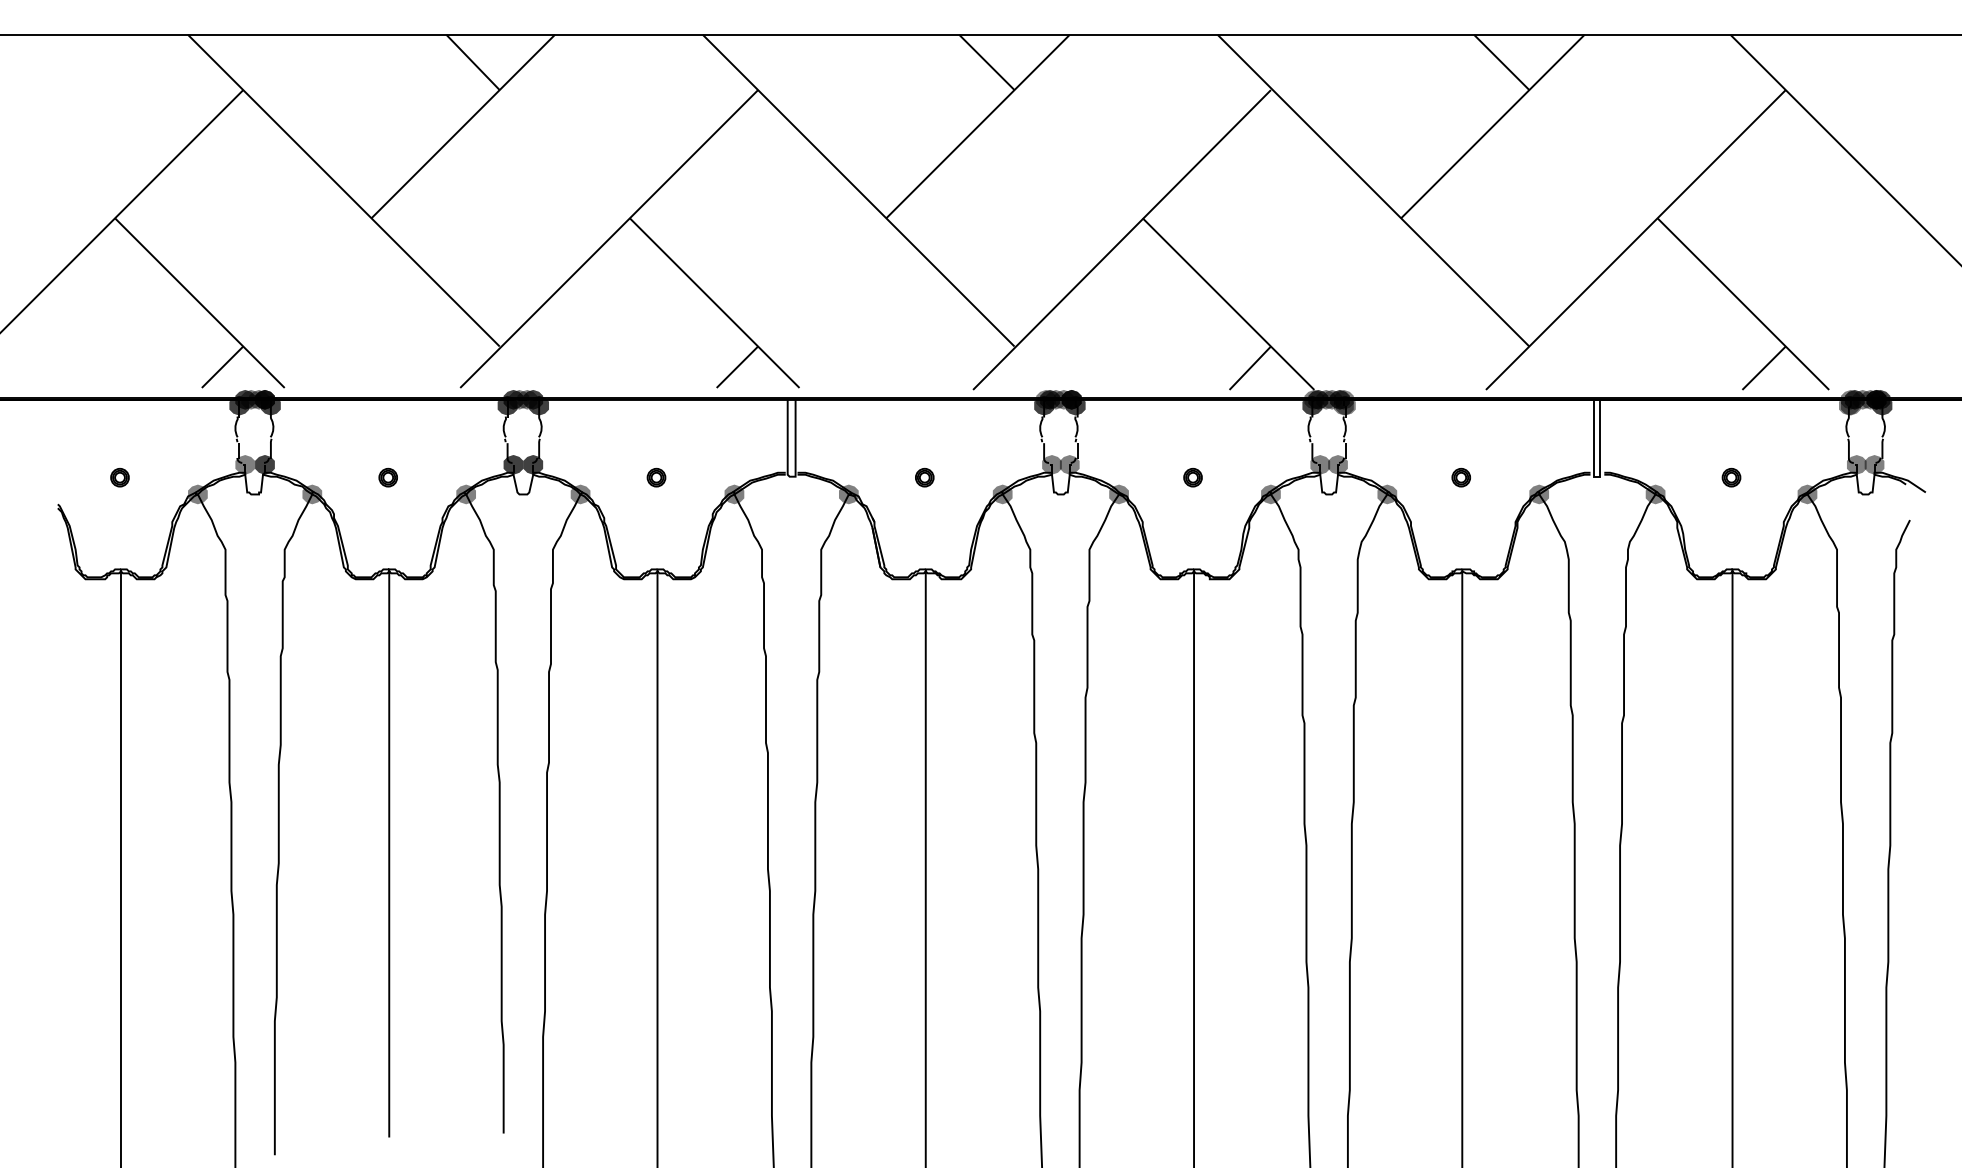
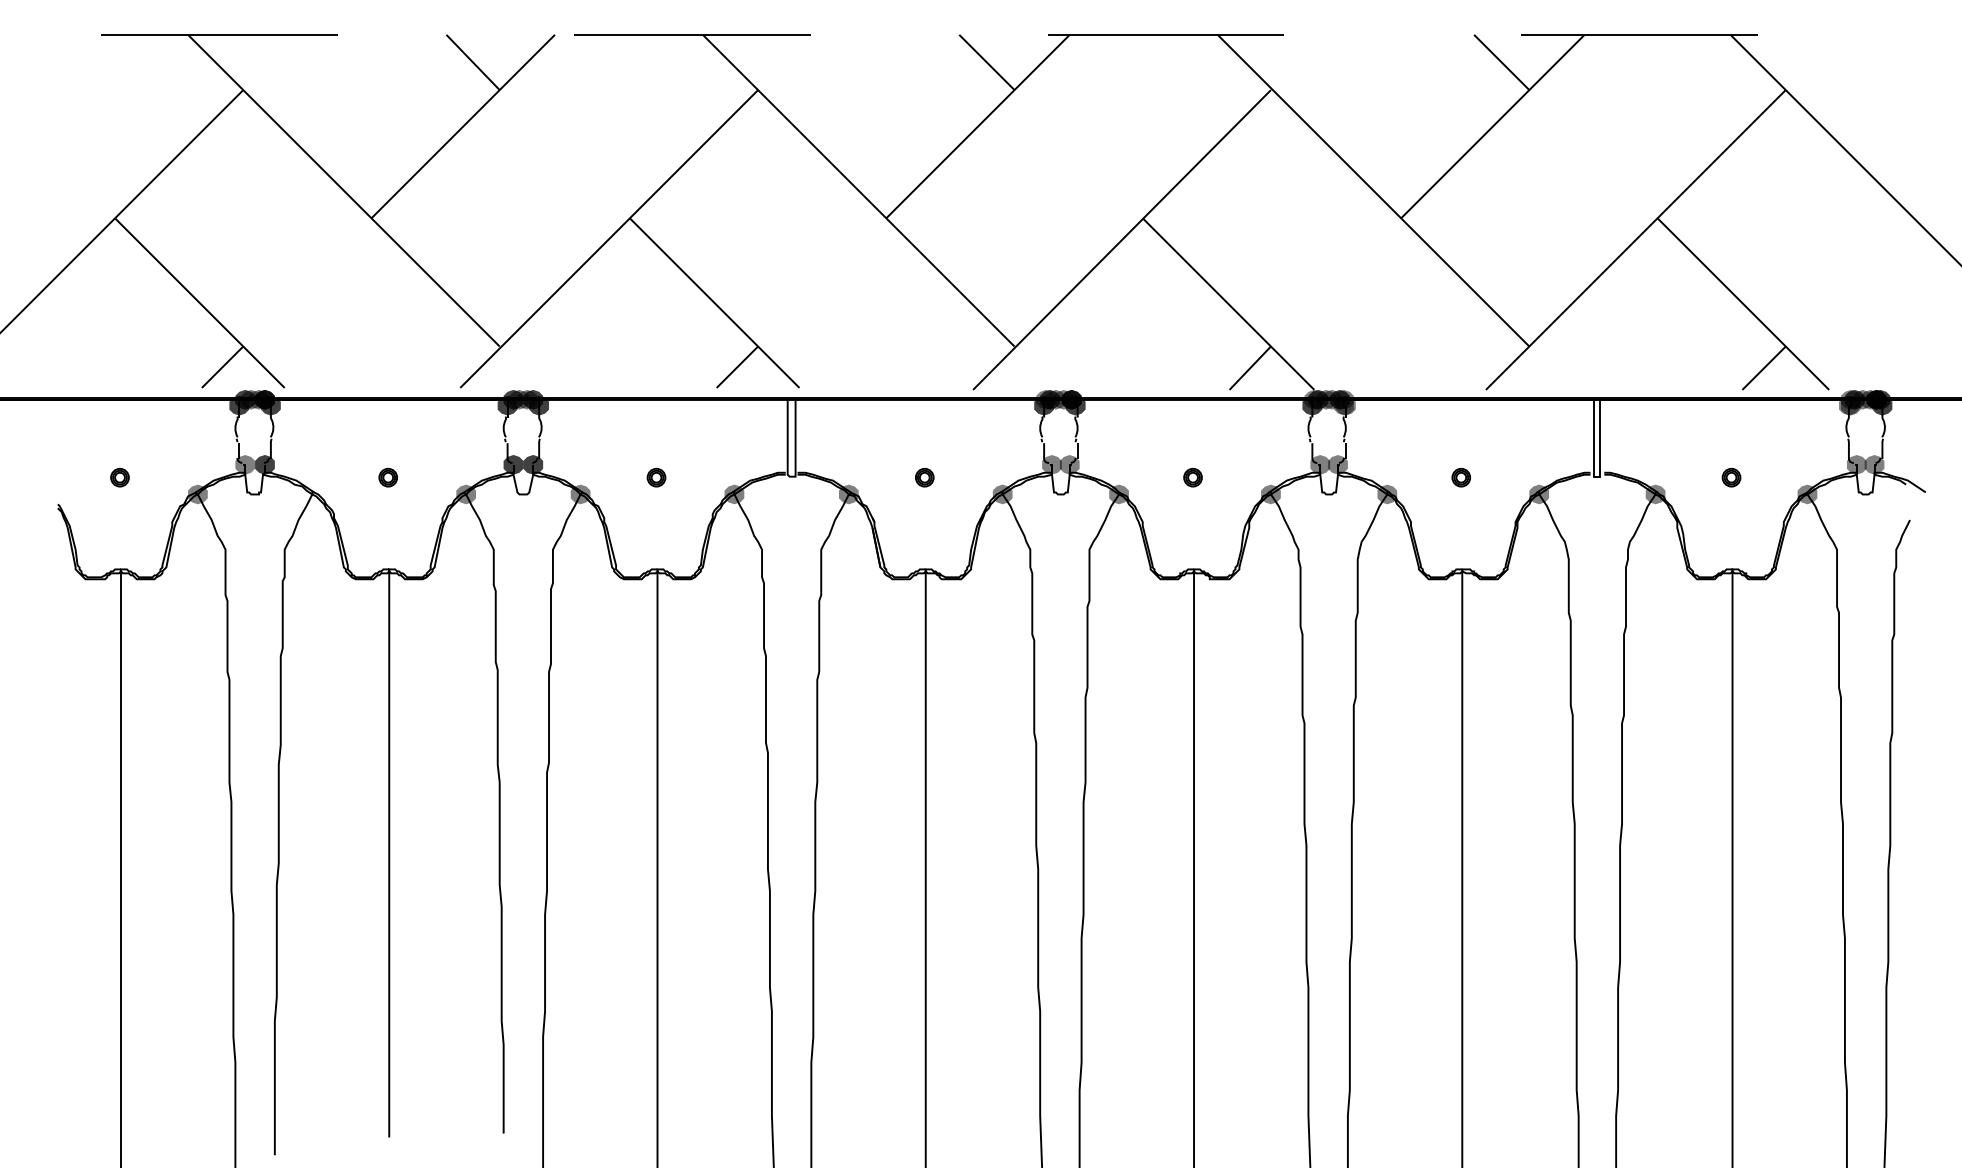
line: solid -> dashed (980, 34)
fill: present -> none (312, 494)
